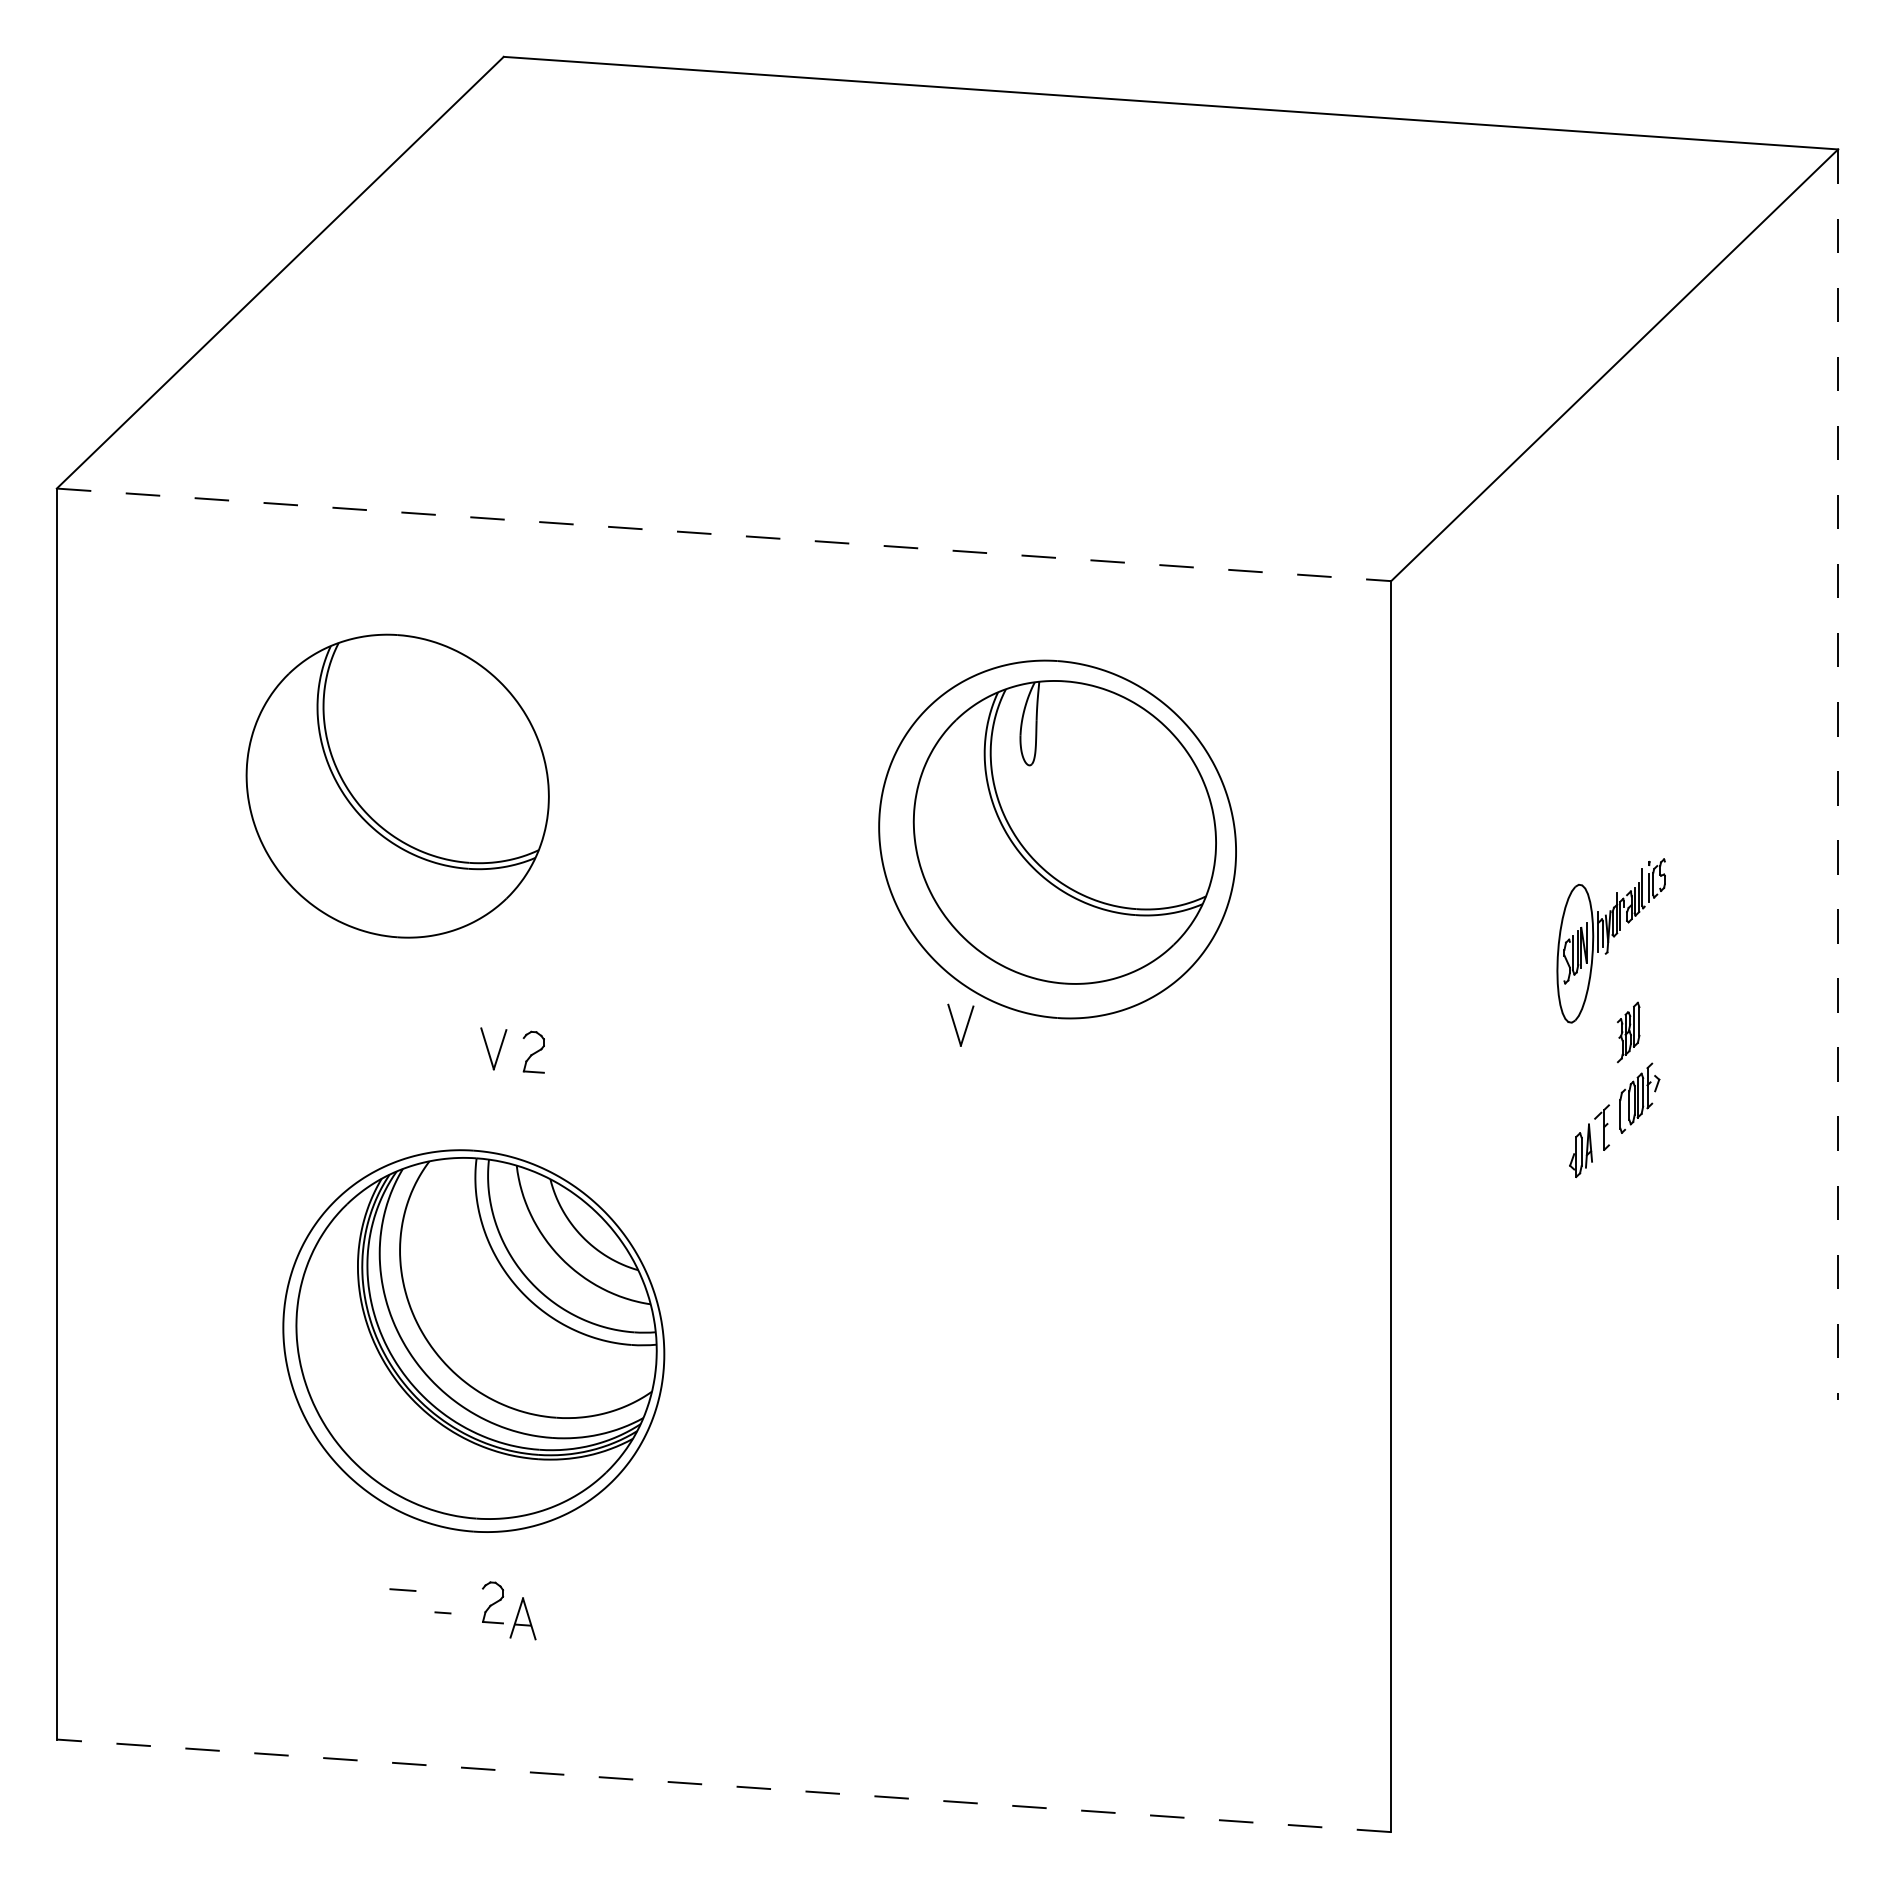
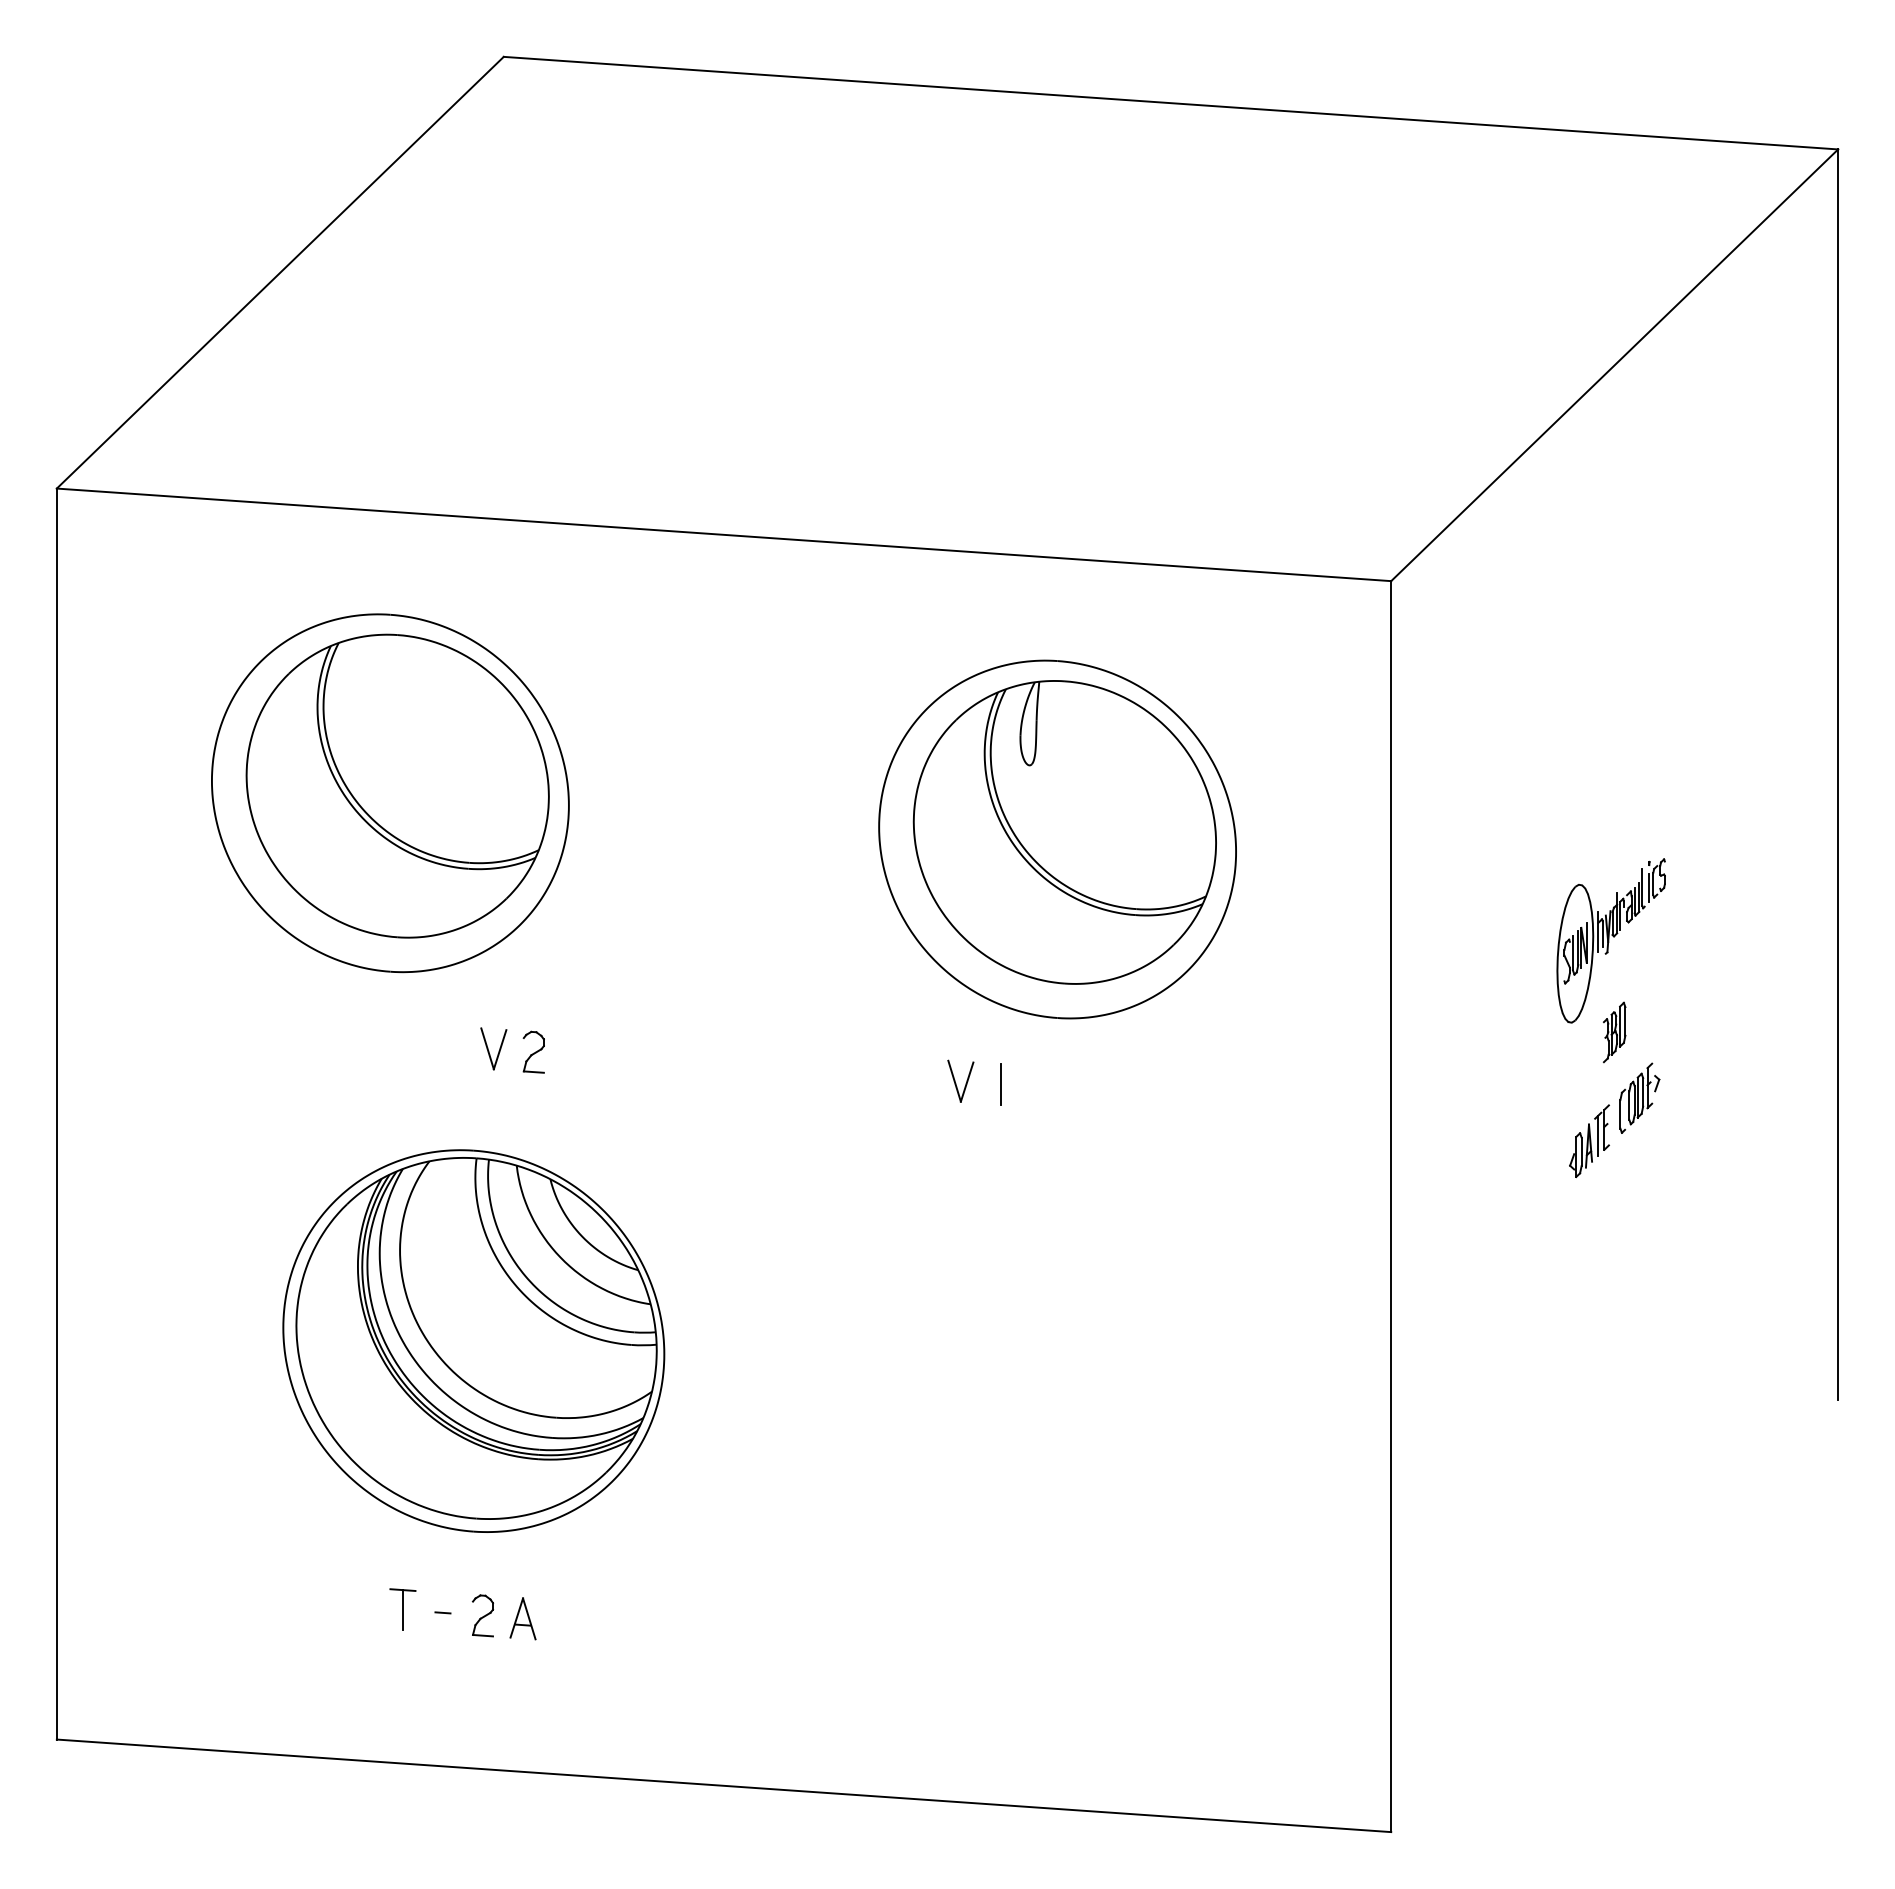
line: dashed -> solid (724, 534)
line: dashed -> solid (1838, 775)
part: none -> present (390, 793)
part position: (960, 1024) -> (960, 1080) (960, 1080)
part position: (1628, 1032) -> (1614, 1032) (1614, 1032)
line: none -> present (1000, 1084)
line: none -> present (1598, 1135)
part position: (493, 1602) -> (483, 1615) (483, 1615)
line: none -> present (402, 1610)
line: dashed -> solid (724, 1785)
